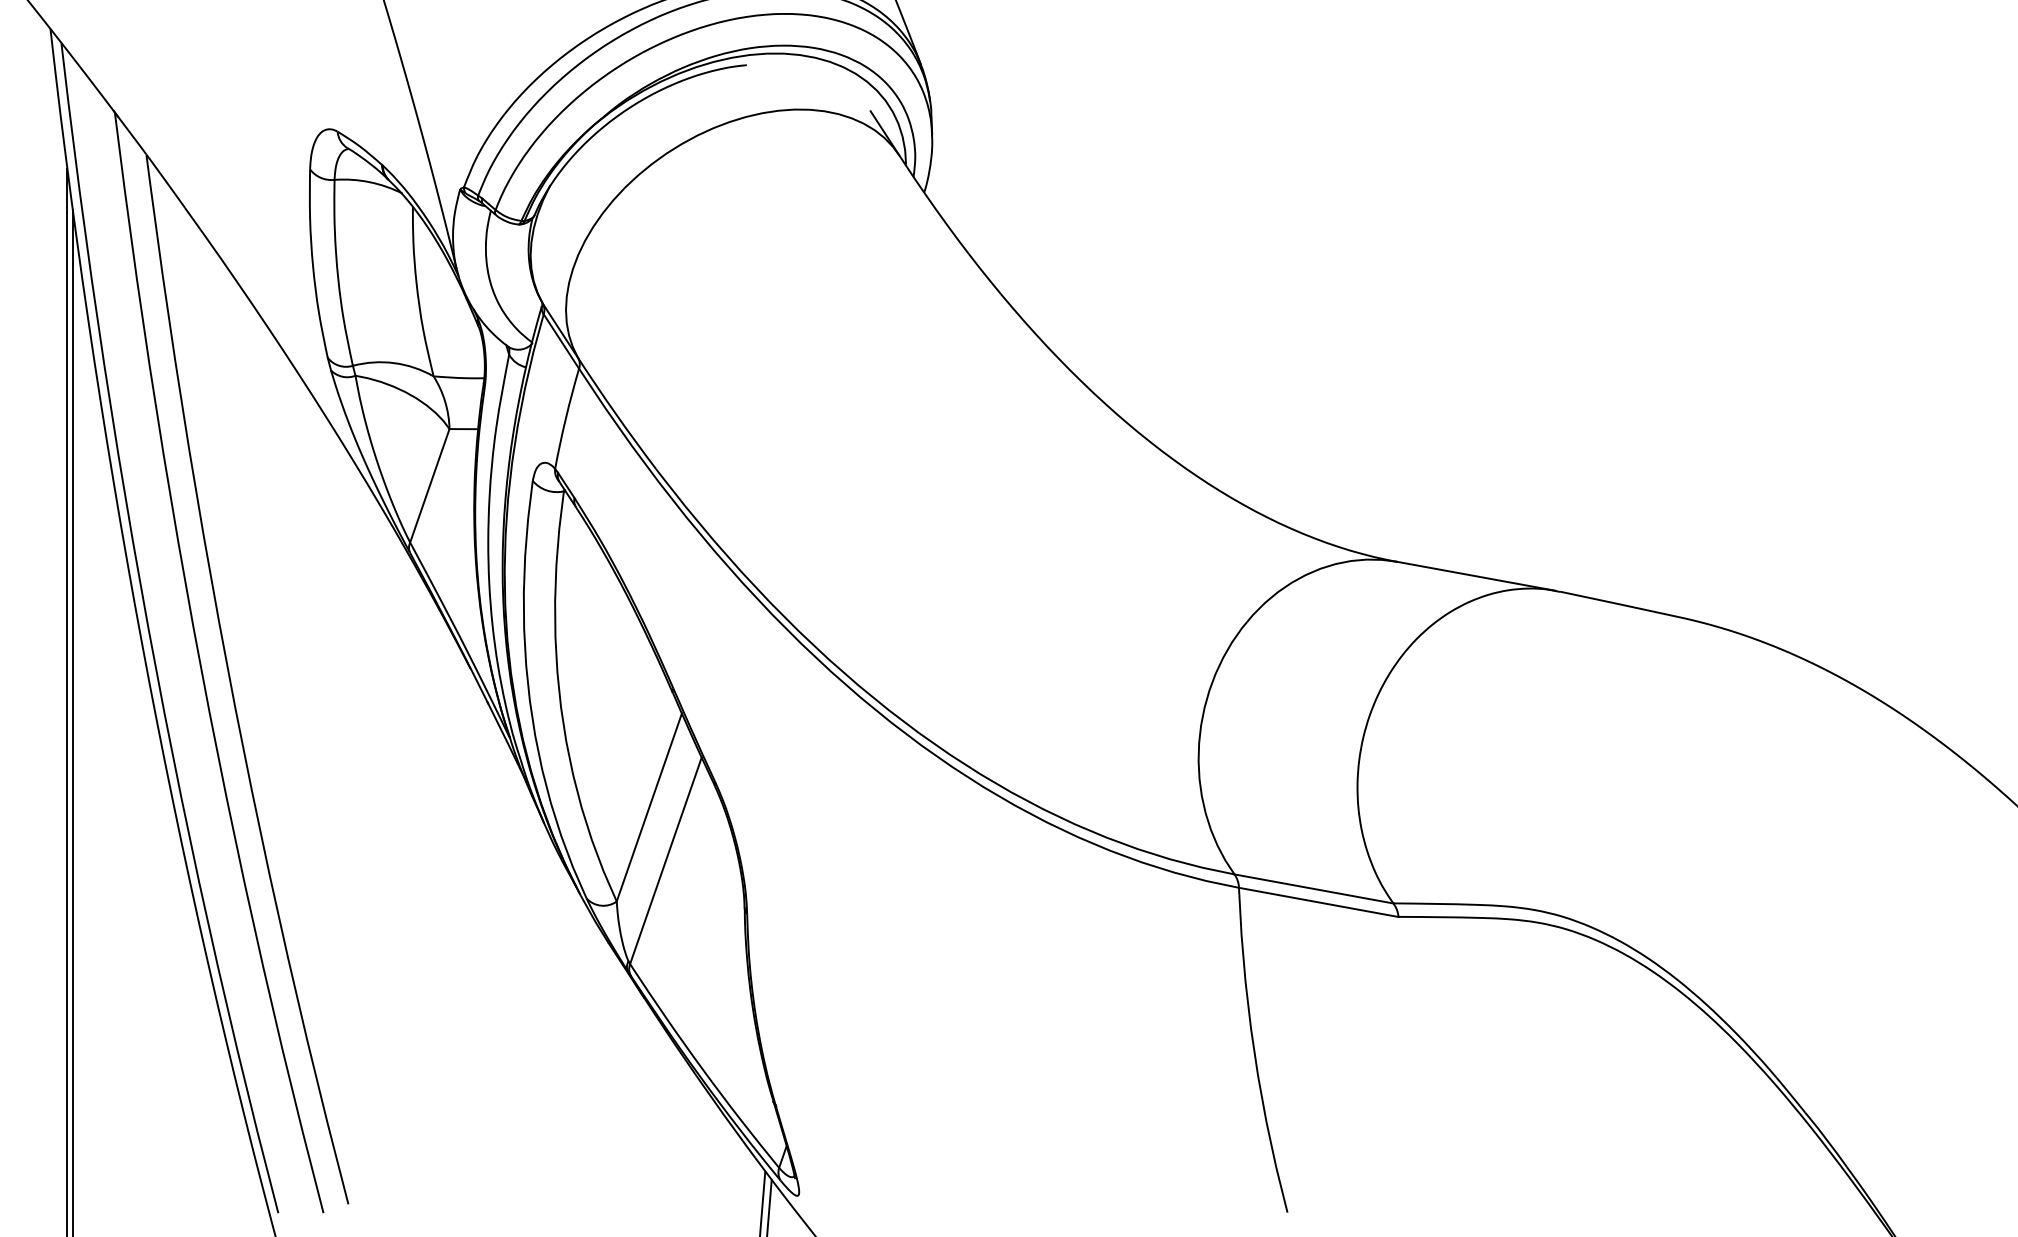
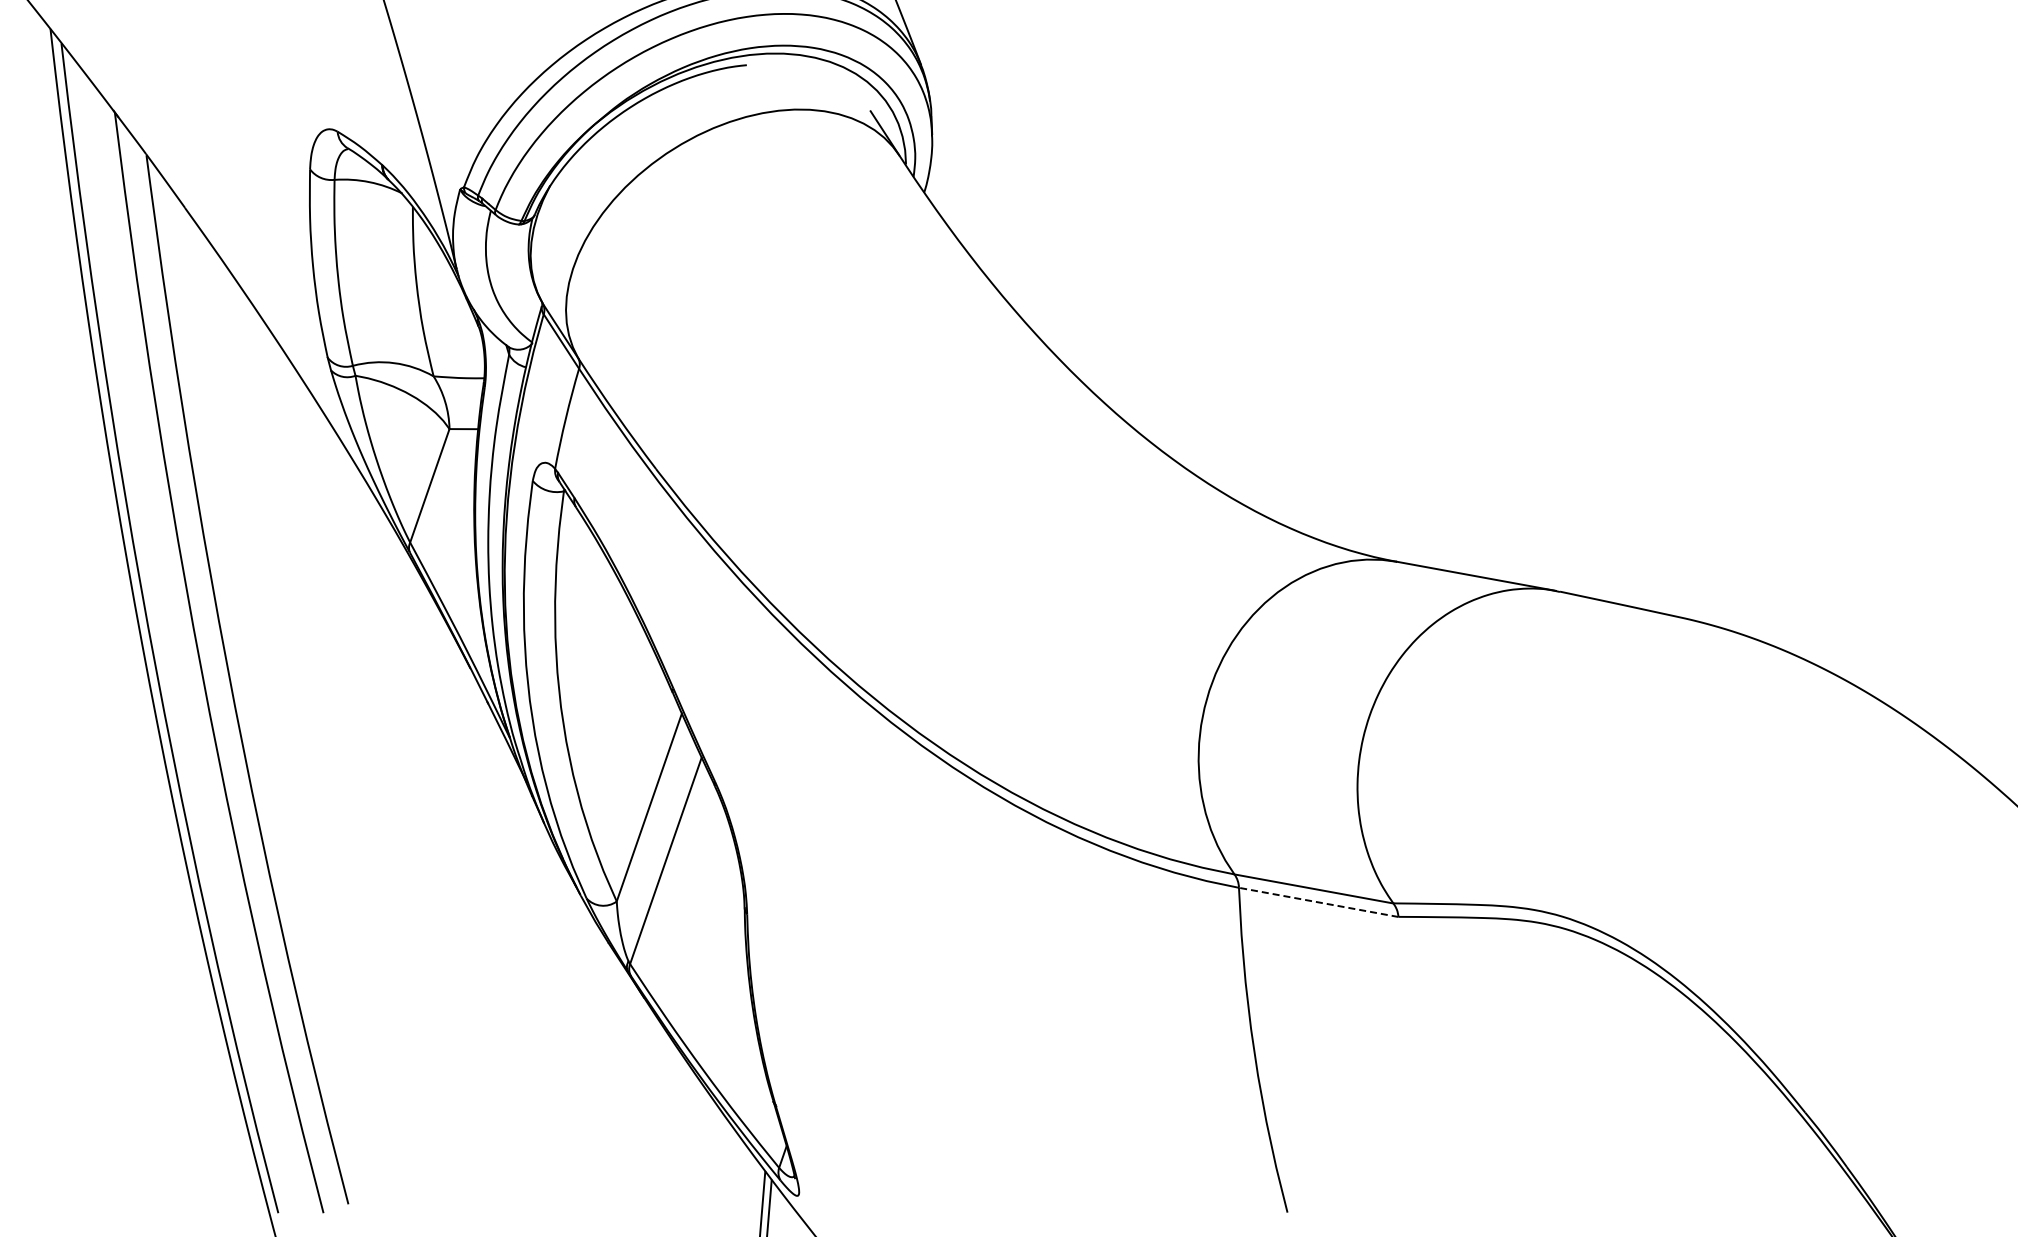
line: present -> none (67, 701)
line: present -> none (73, 721)
line: solid -> dashed (1318, 902)
